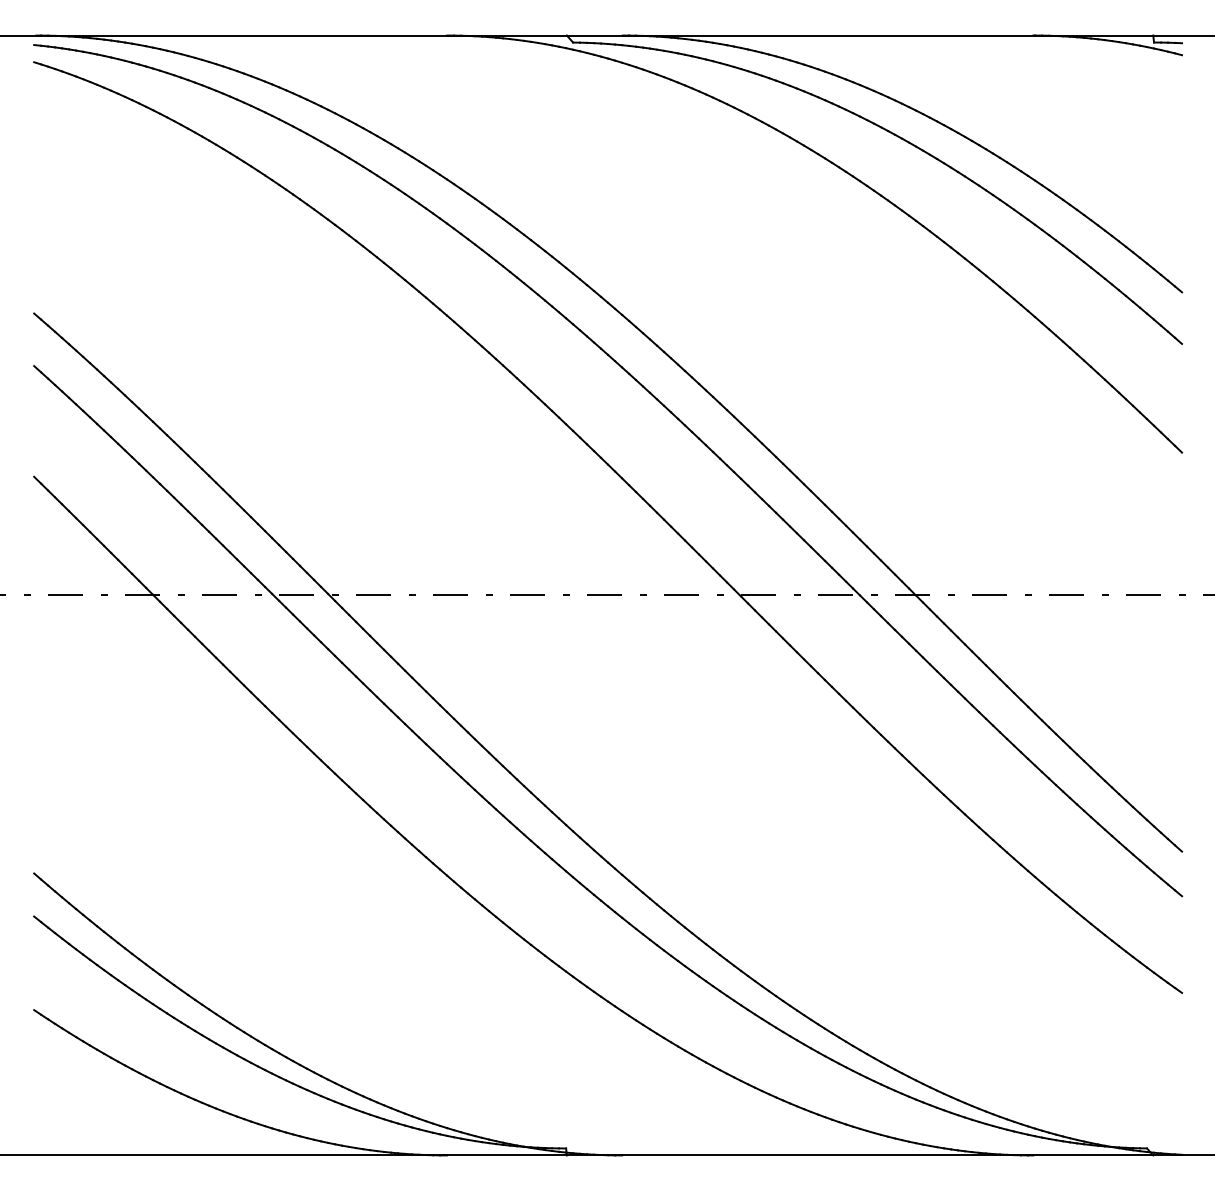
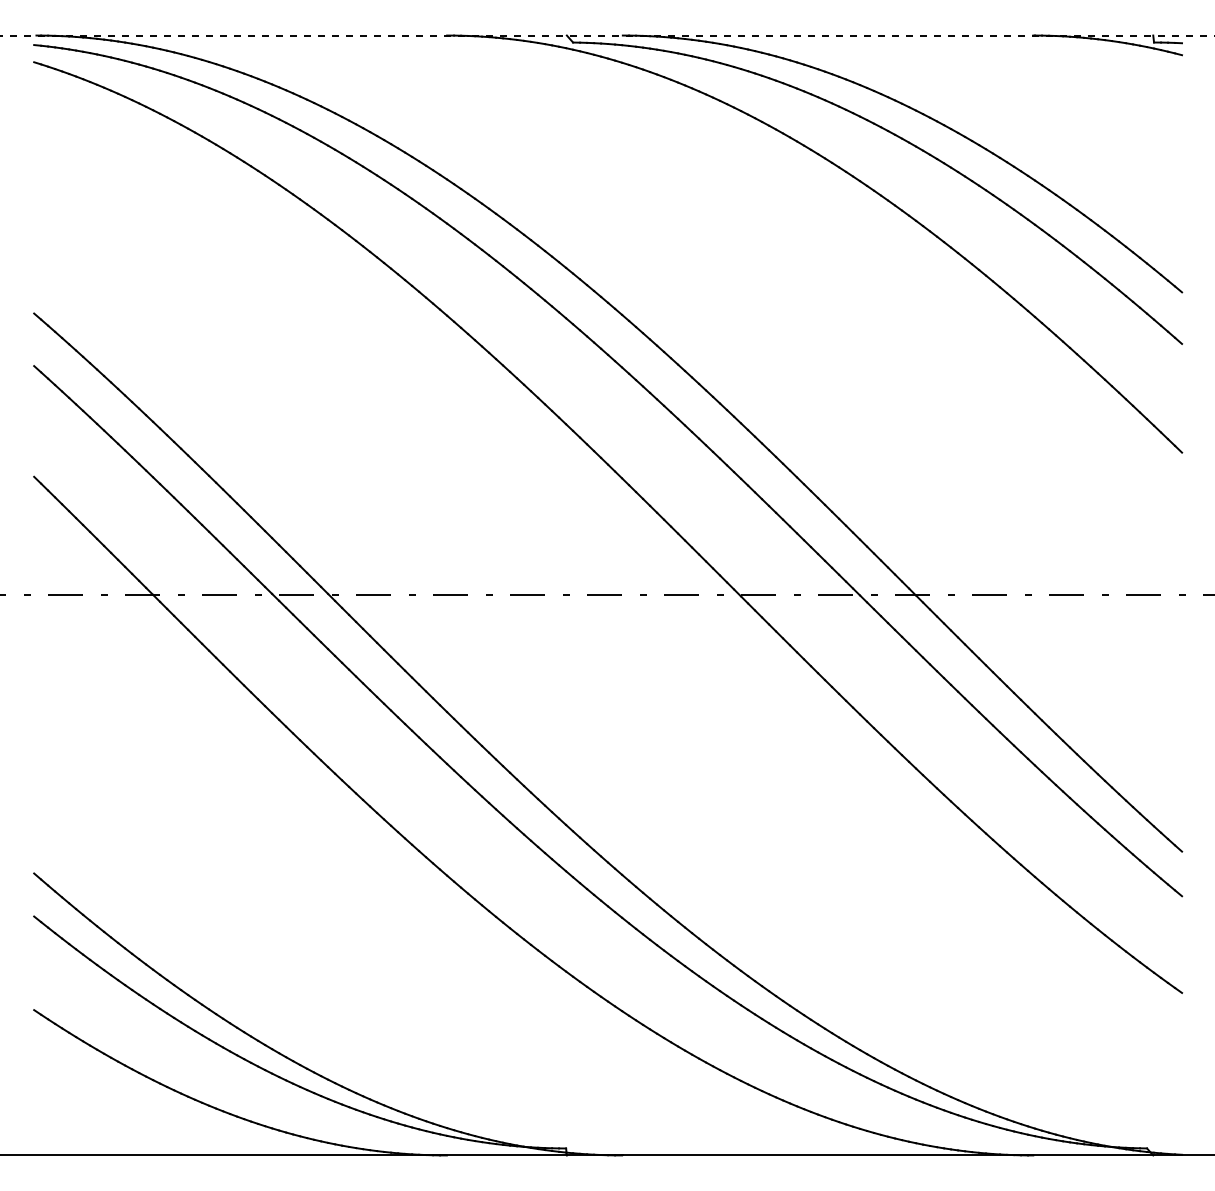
line: solid -> dashed (607, 35)
